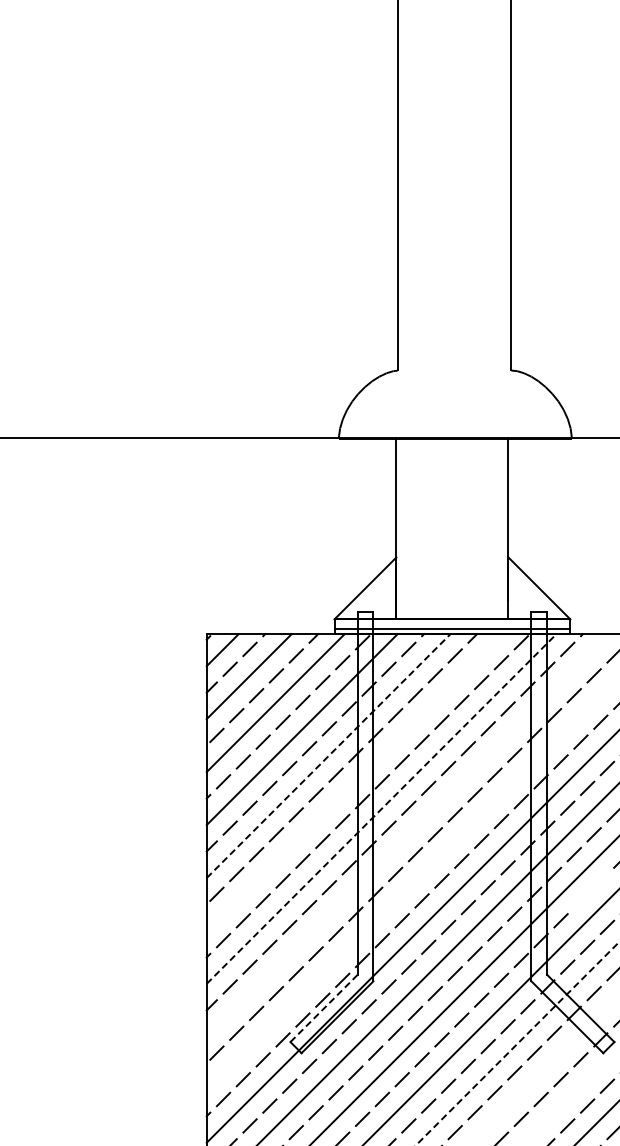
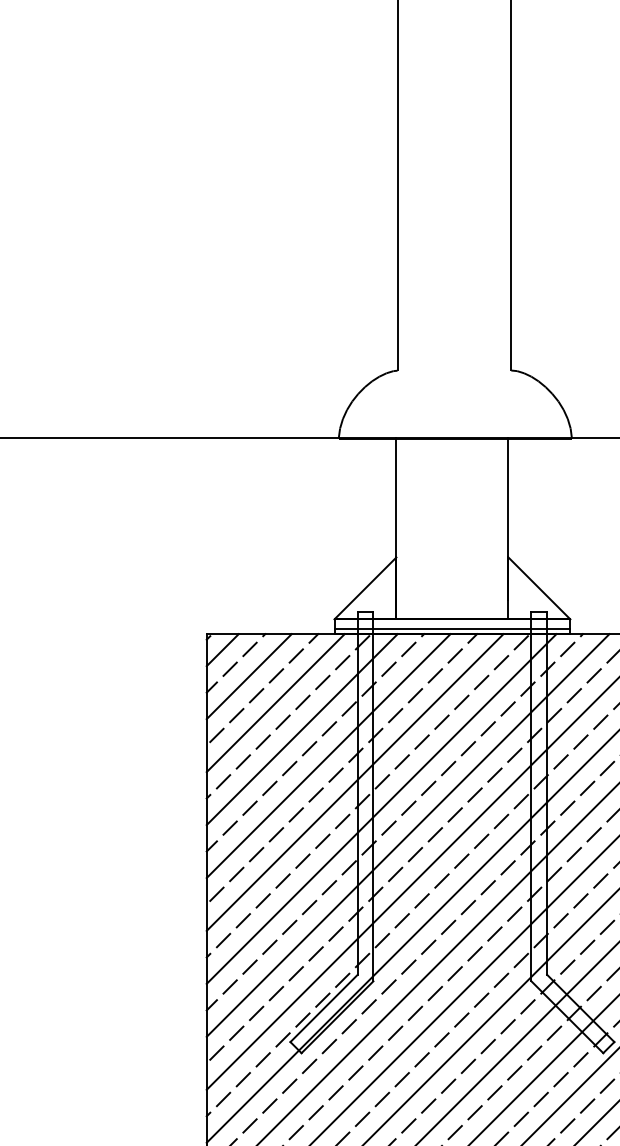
line: dashed -> solid (329, 755)
line: none -> present (354, 782)
line: dashed -> solid (381, 808)
line: none -> present (407, 835)
line: none -> present (411, 884)
line: none -> present (593, 888)
line: dashed -> solid (324, 1008)
line: dashed -> solid (517, 1043)
line: none -> present (543, 1069)
line: none -> present (570, 1096)
